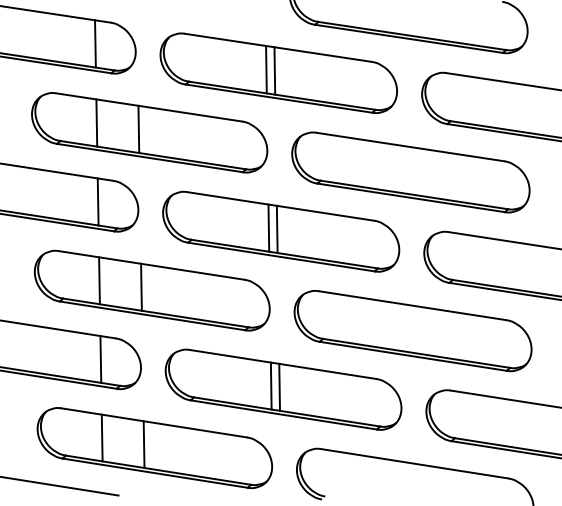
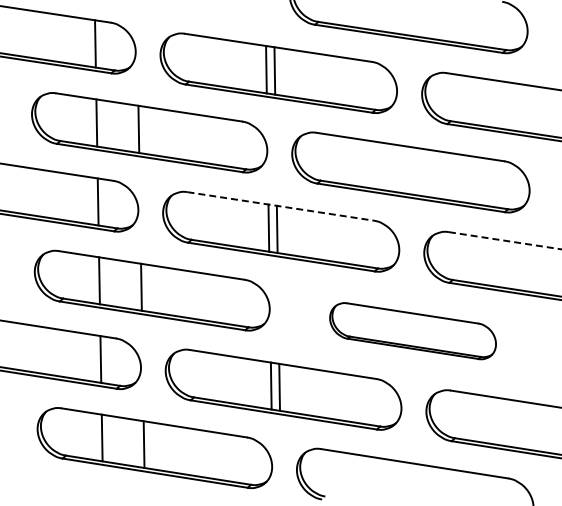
line: solid -> dashed (281, 206)
line: solid -> dashed (505, 240)
part size: 240x83 px -> 168x59 px (412, 331)
line: present -> none (60, 486)
